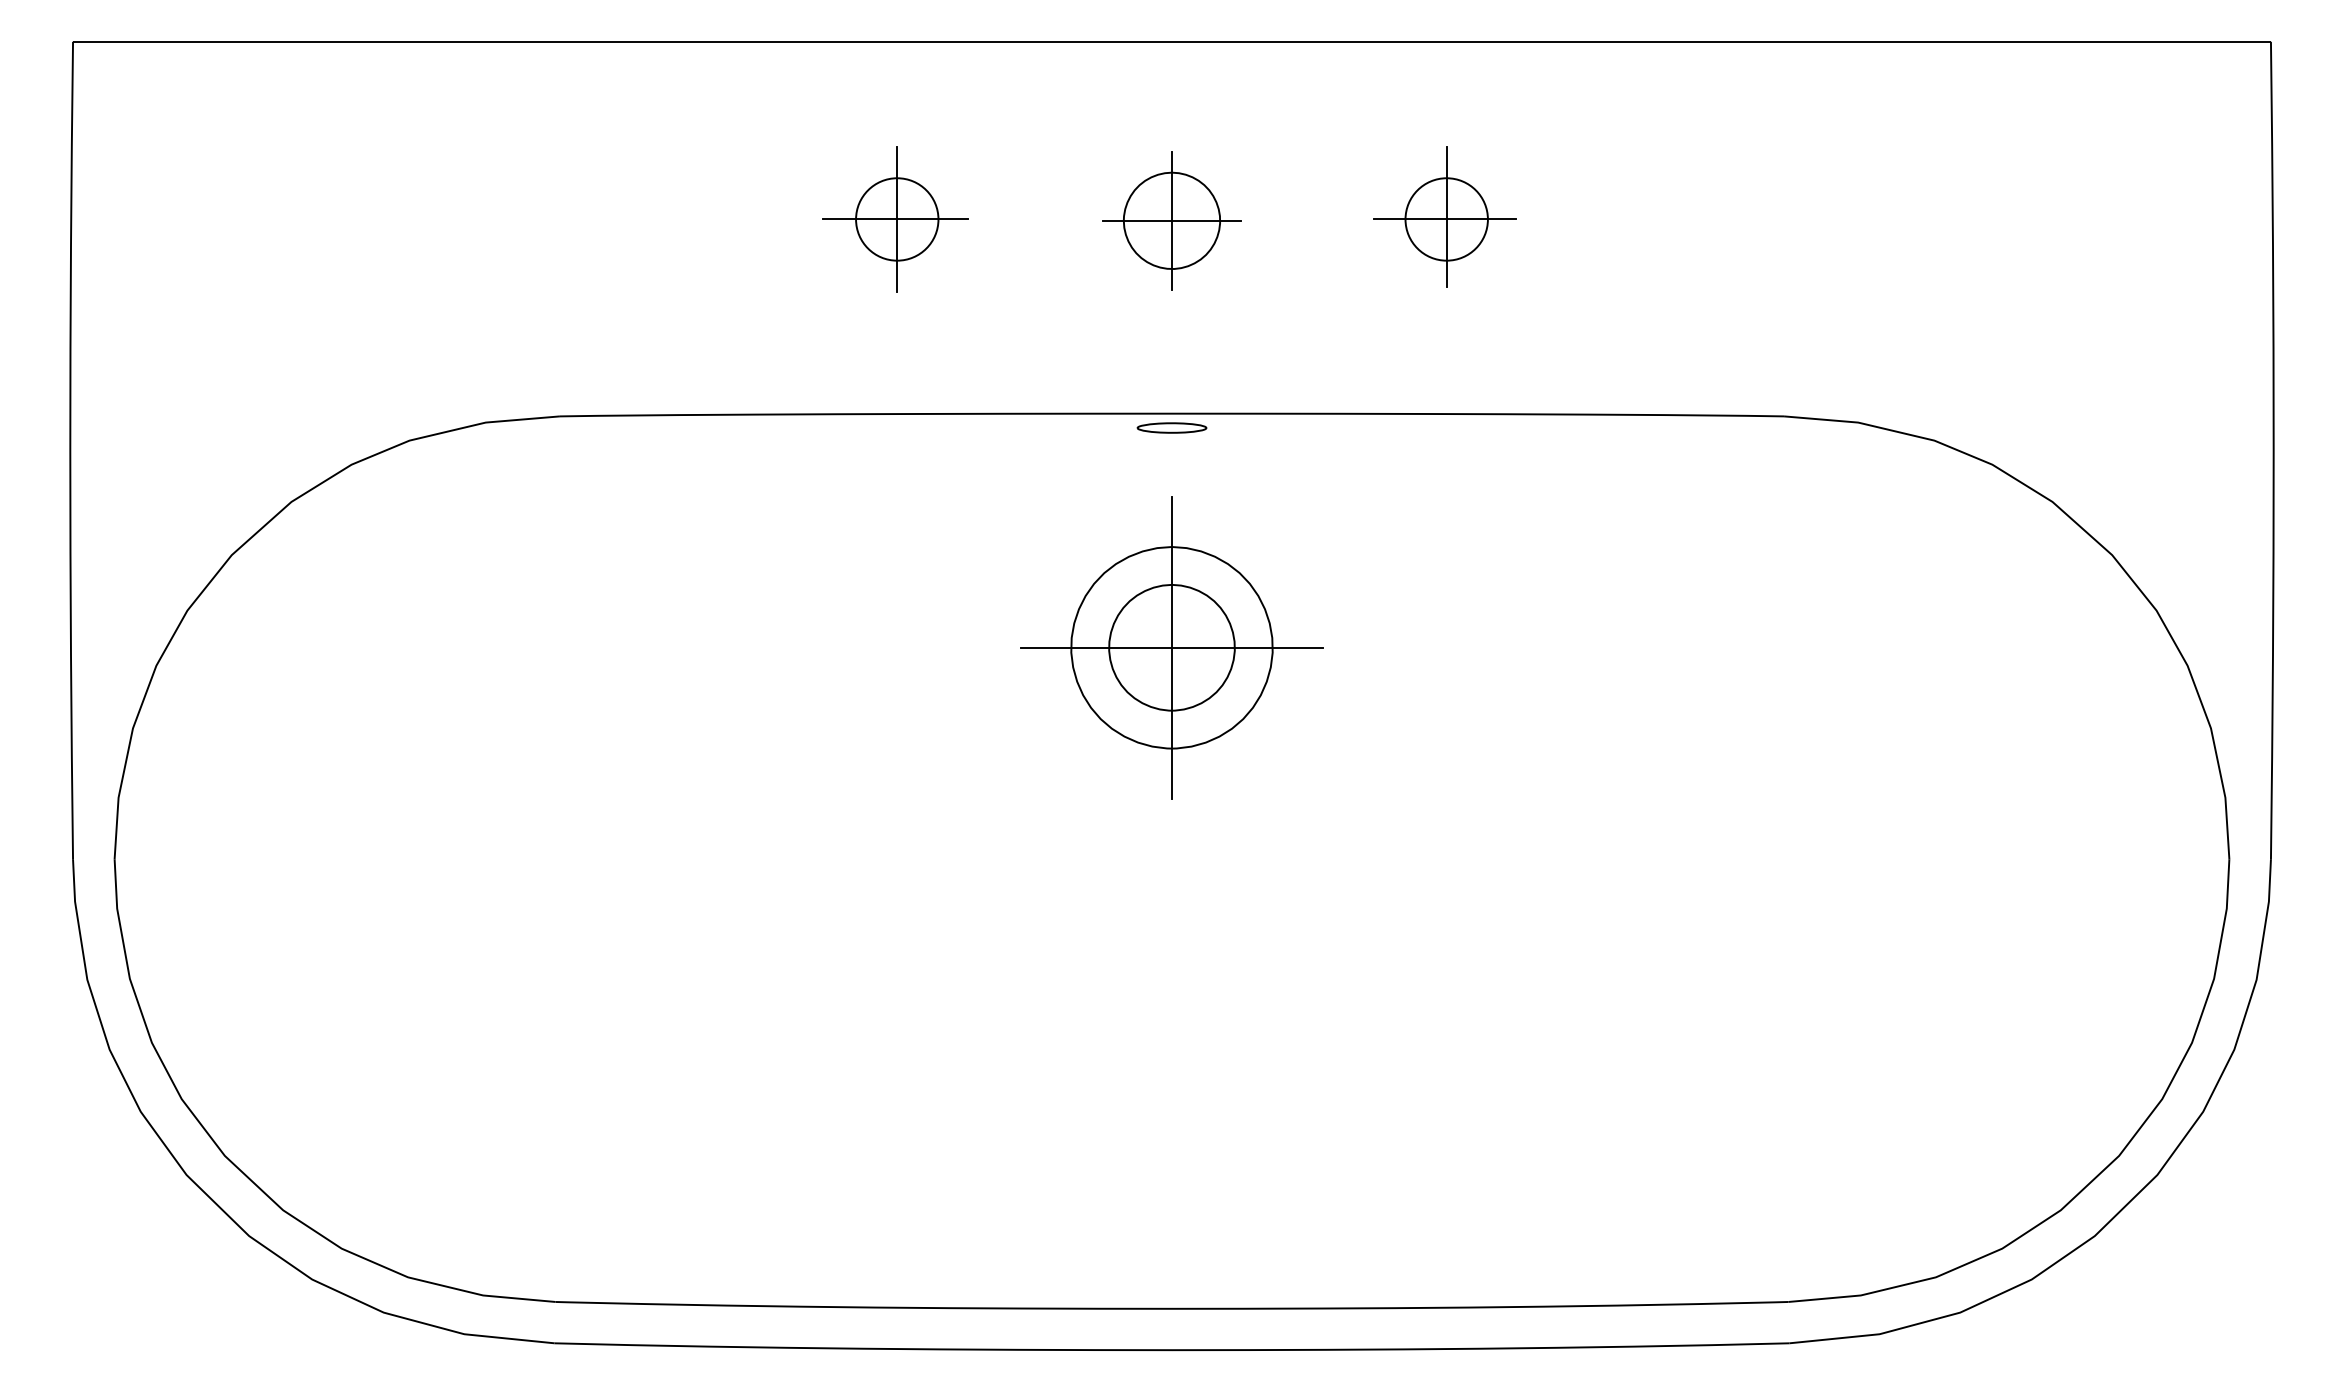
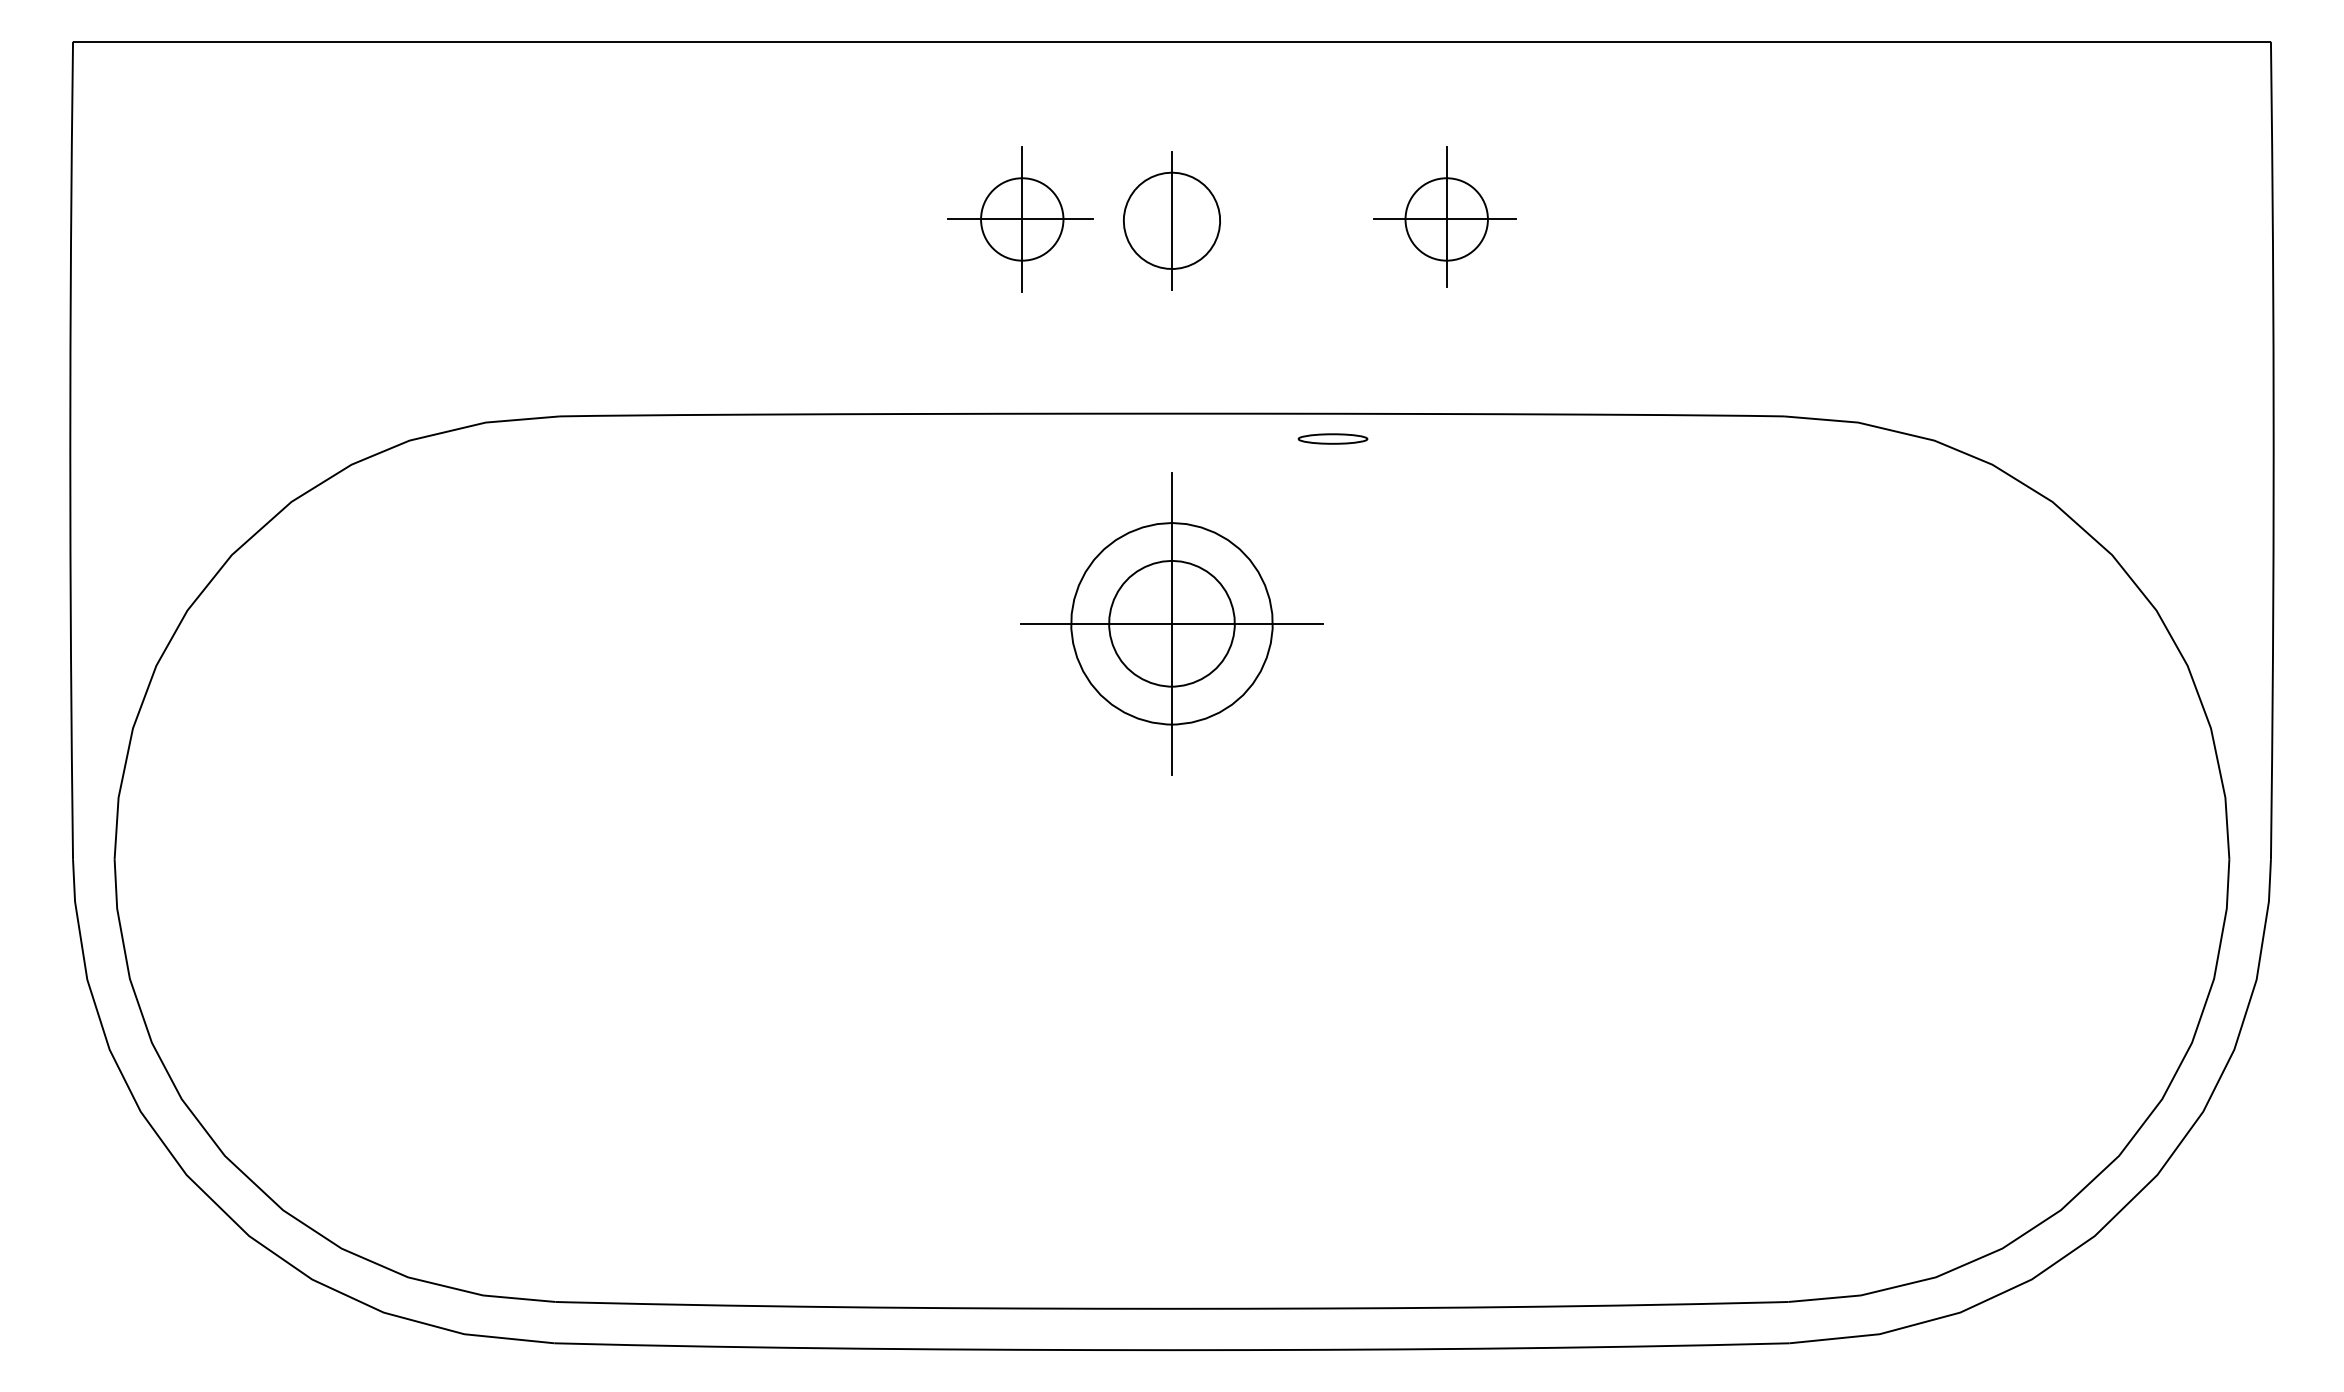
part position: (895, 219) -> (1020, 219) (1020, 219)
line: present -> none (1171, 220)
part position: (1171, 427) -> (1332, 438) (1332, 438)
part position: (1171, 647) -> (1171, 623) (1171, 623)
